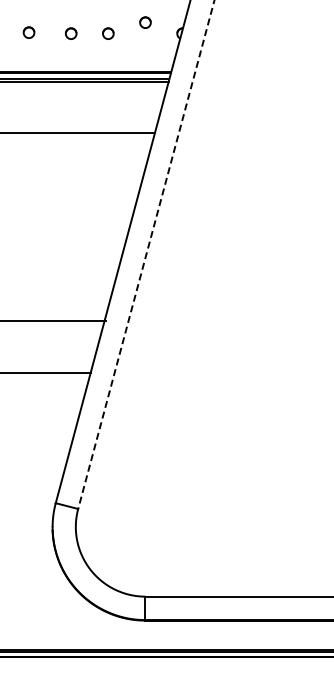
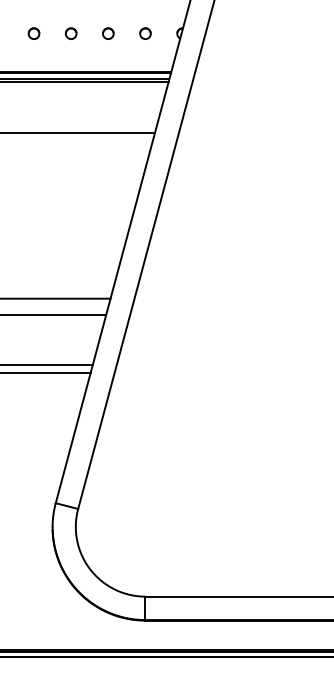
part position: (145, 22) -> (145, 33) (145, 33)
part position: (28, 32) -> (33, 33) (33, 33)
line: dashed -> solid (146, 255)
line: none -> present (56, 298)
line position: (54, 320) -> (54, 314) (54, 314)
line: none -> present (47, 364)
